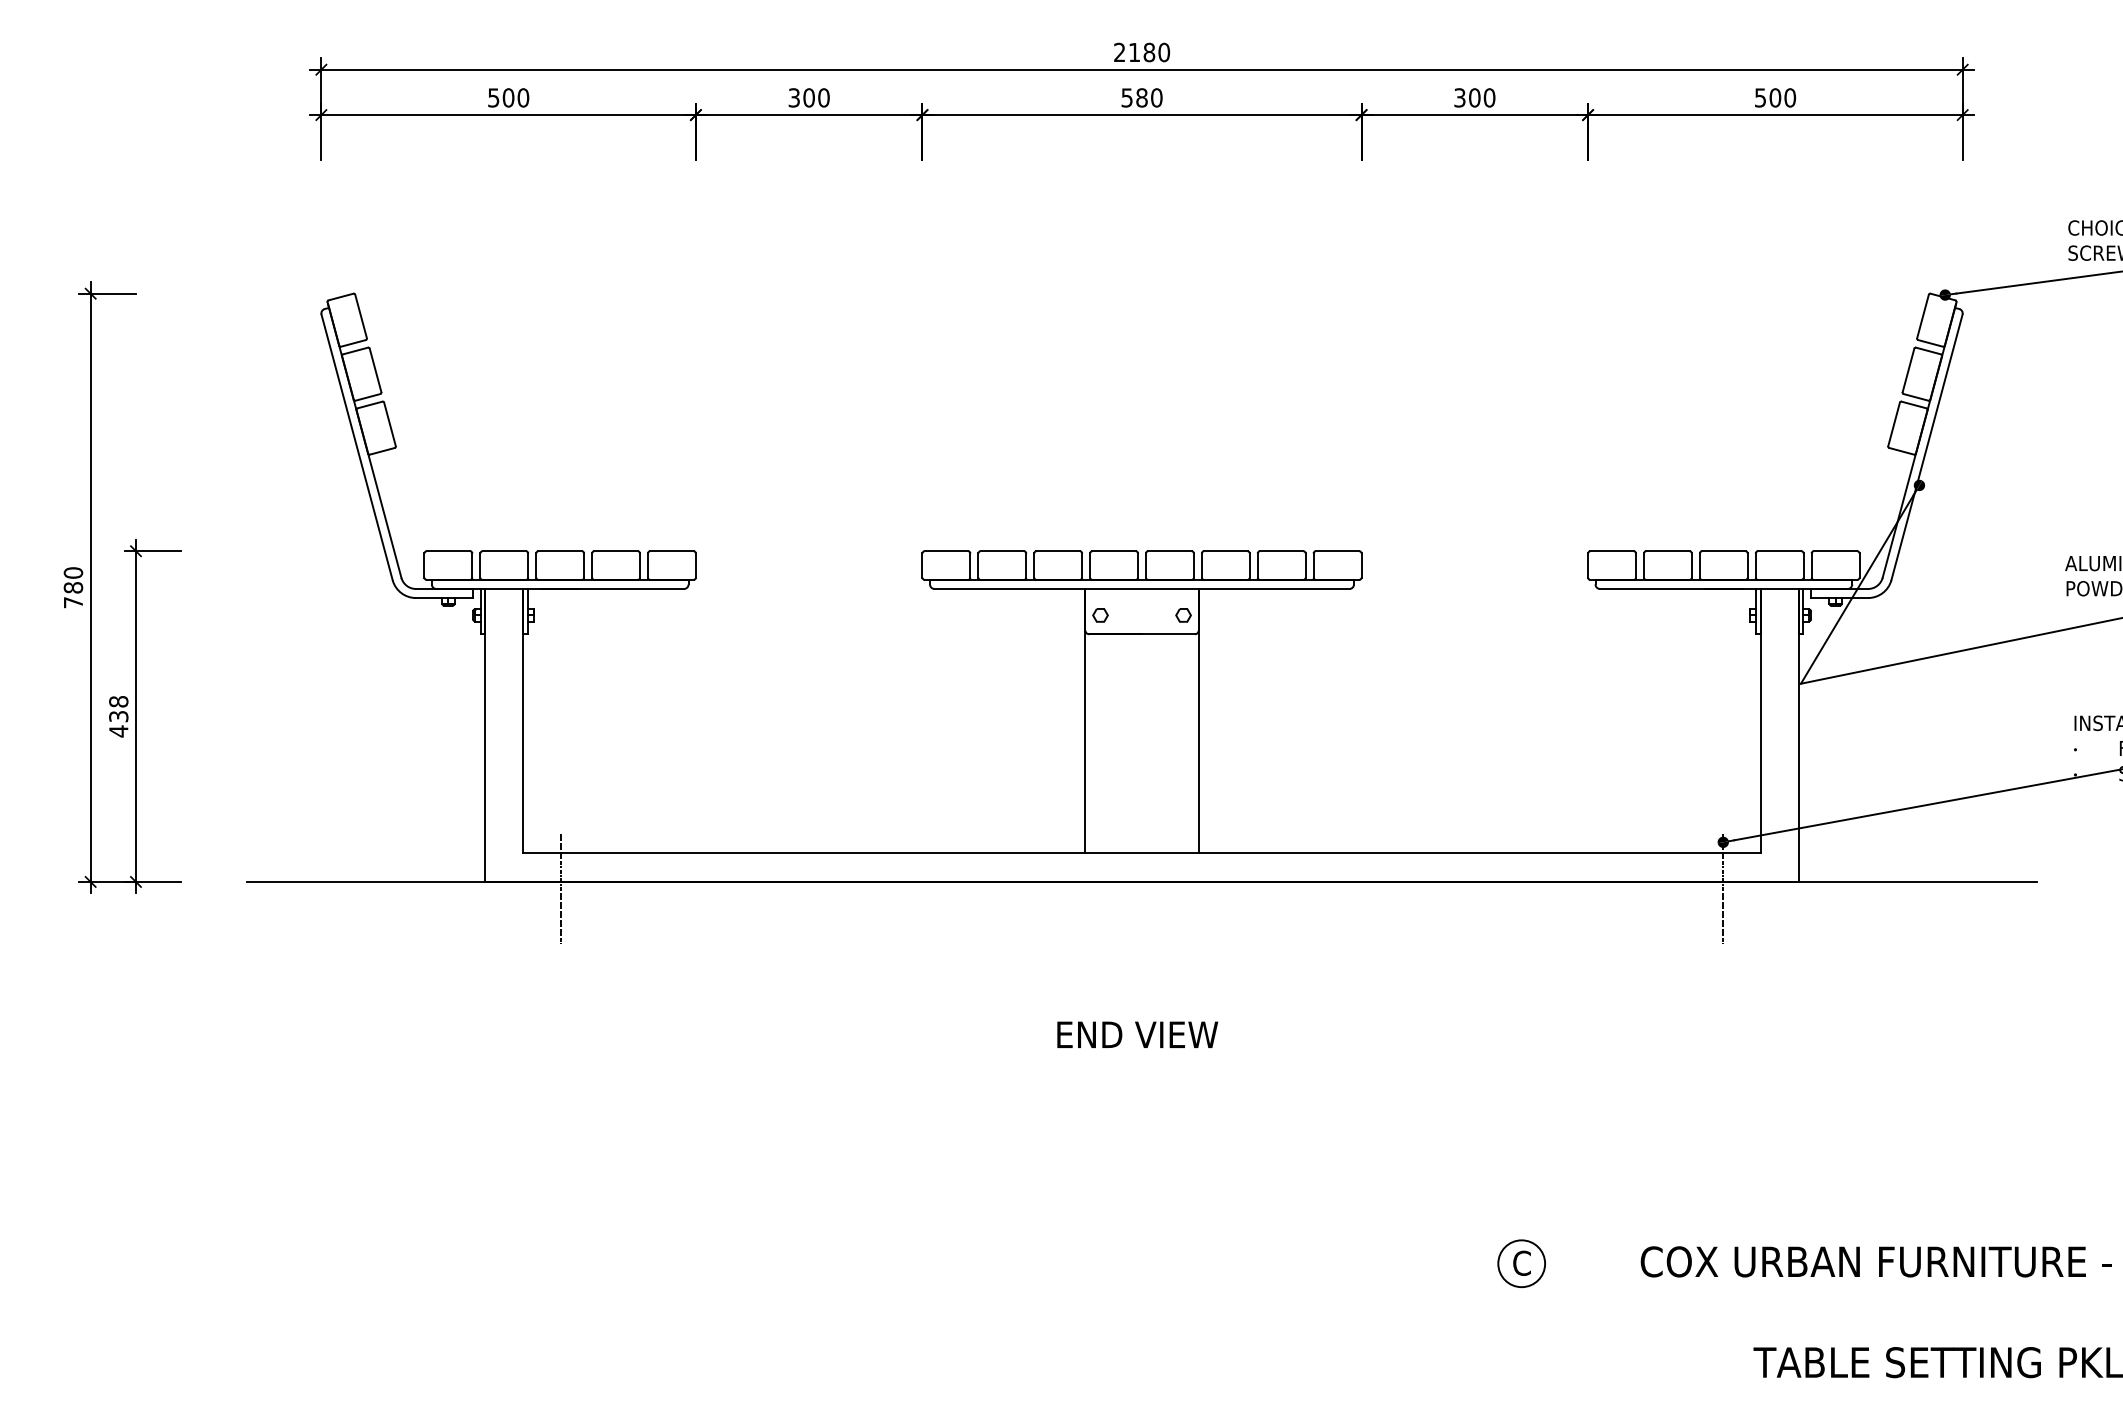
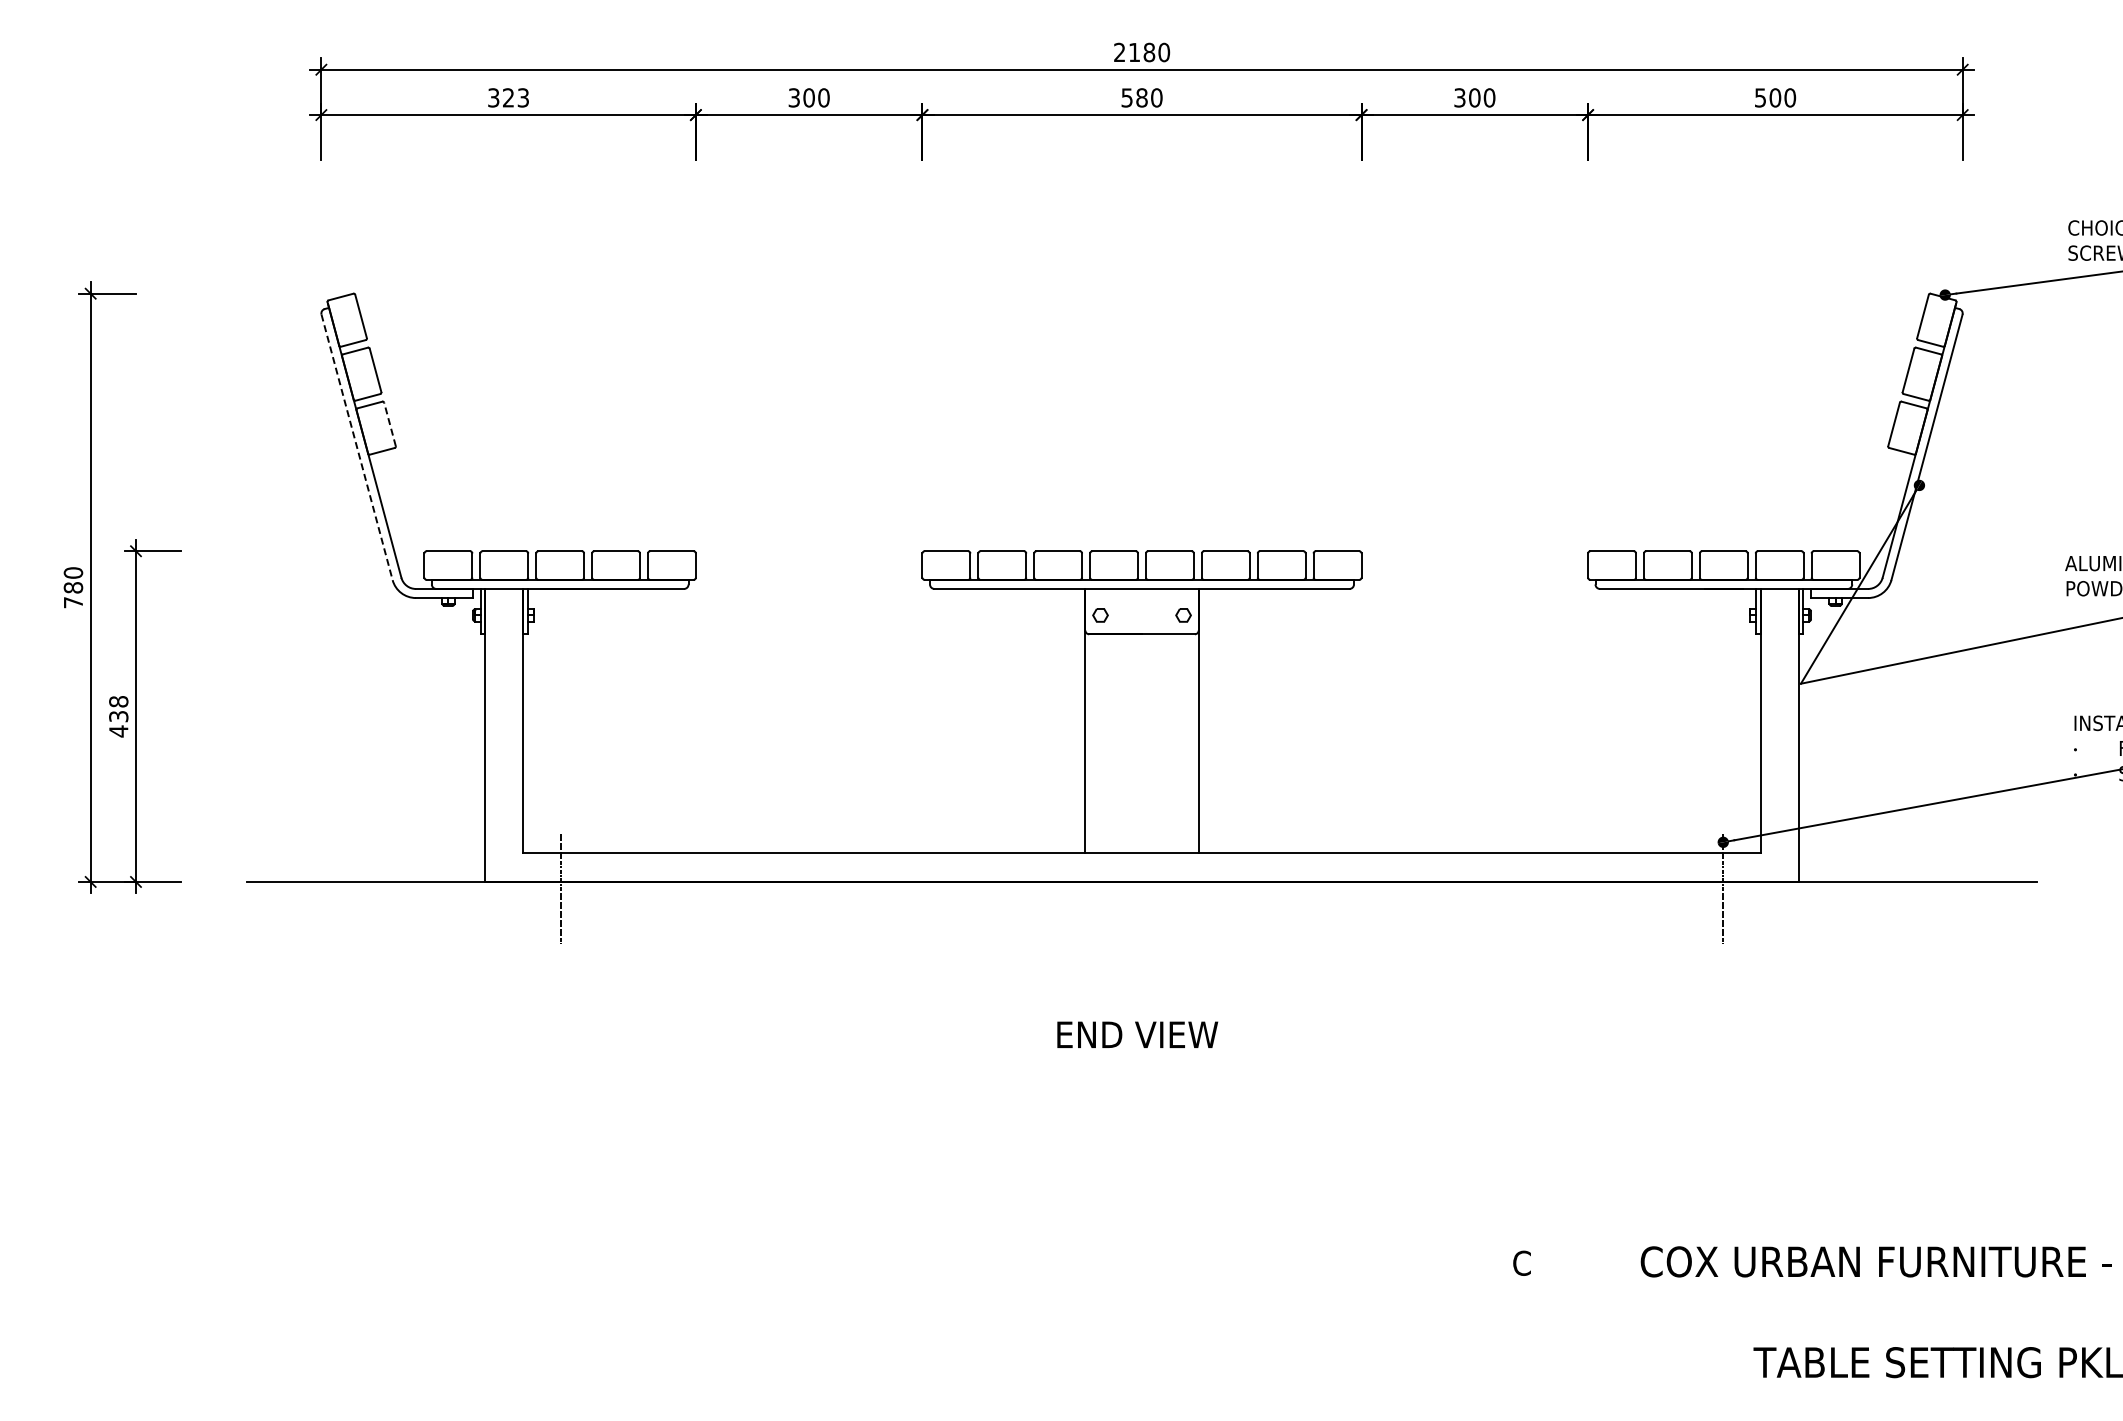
text: 500 -> 323 (508, 97)
line: solid -> dashed (389, 423)
line: solid -> dashed (357, 447)
circle: present -> none (1521, 1263)
